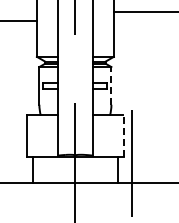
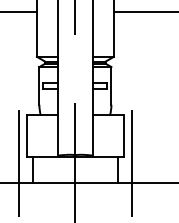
line position: (19, 21) -> (19, 12) (19, 12)
line: dashed -> solid (111, 85)
line: dashed -> solid (123, 136)
line: none -> present (18, 162)
